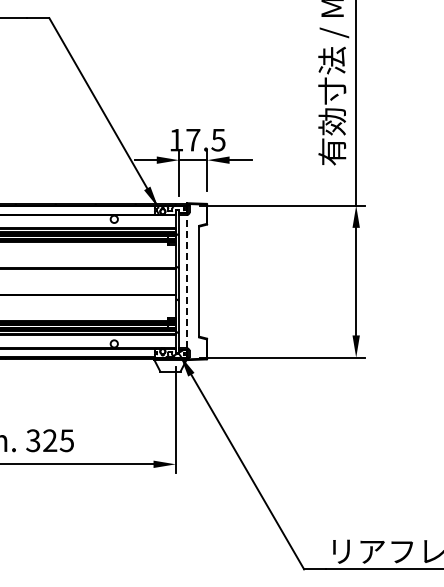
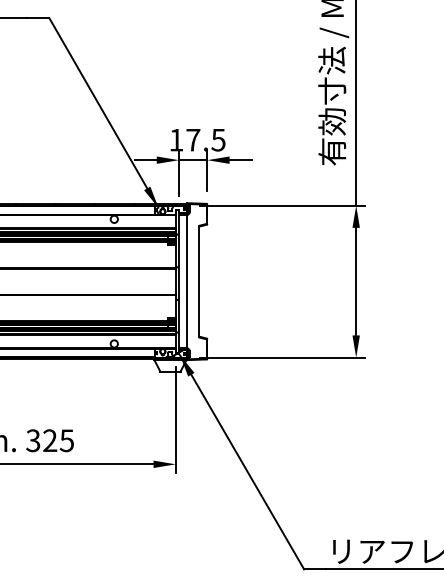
line: dashed -> solid (187, 281)
